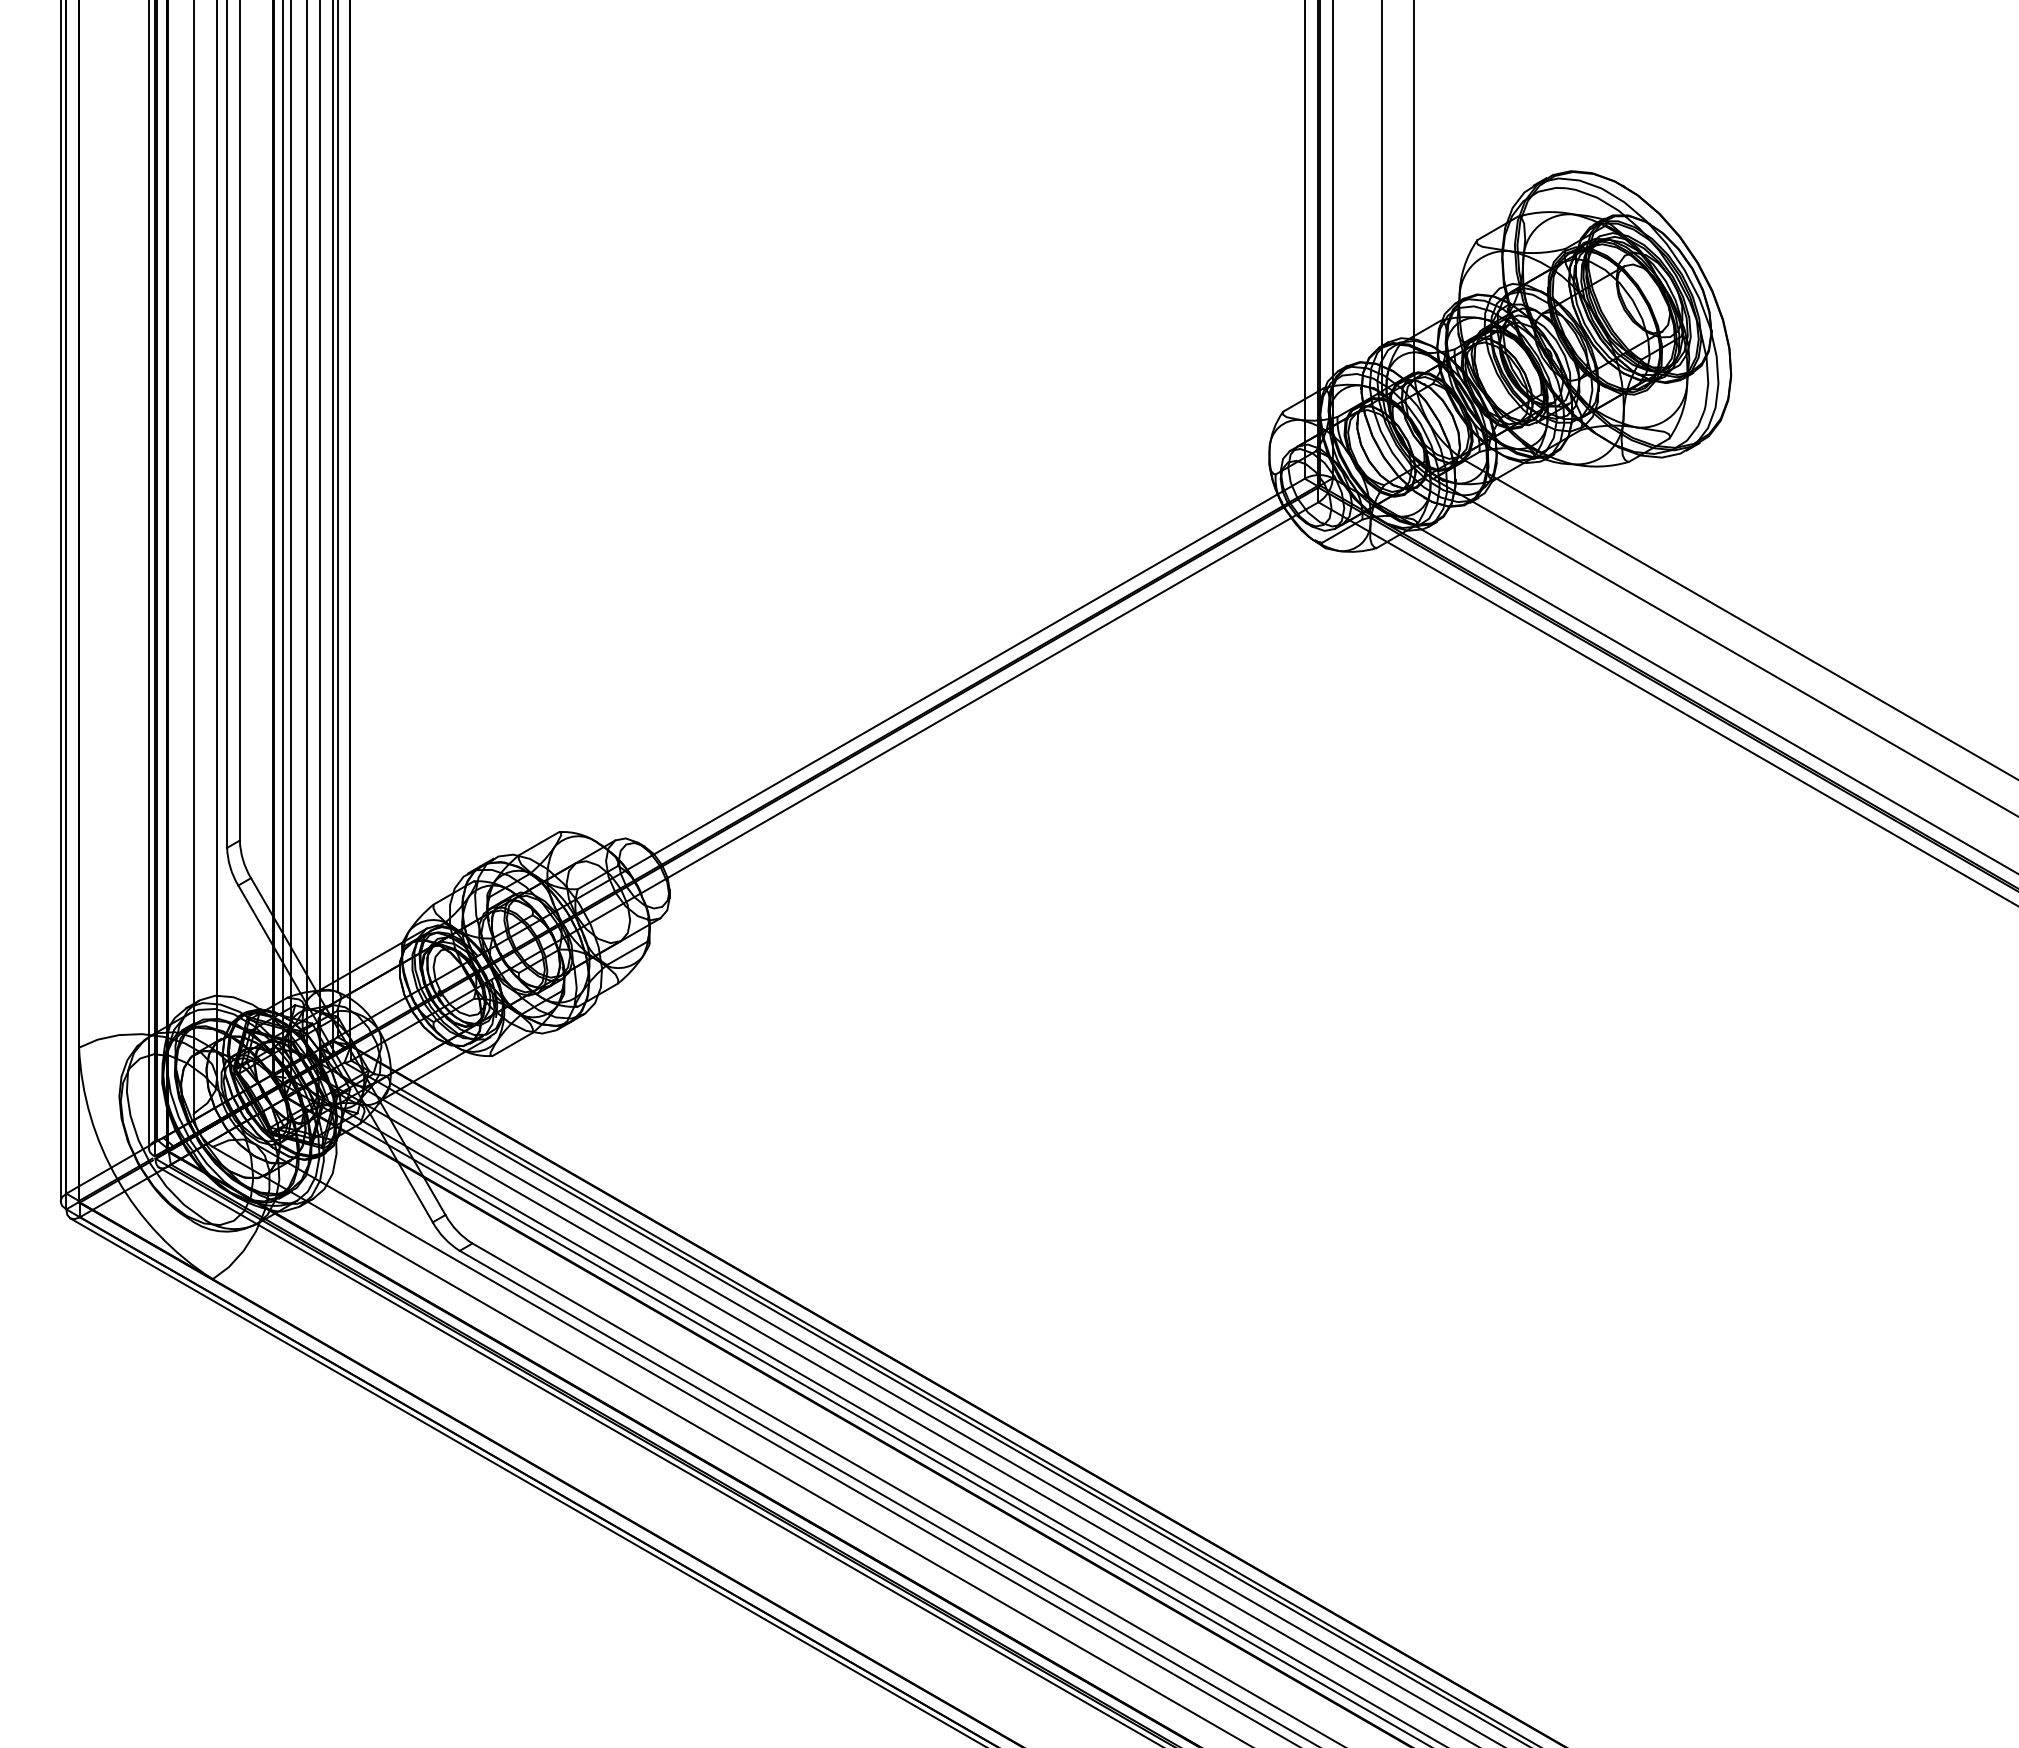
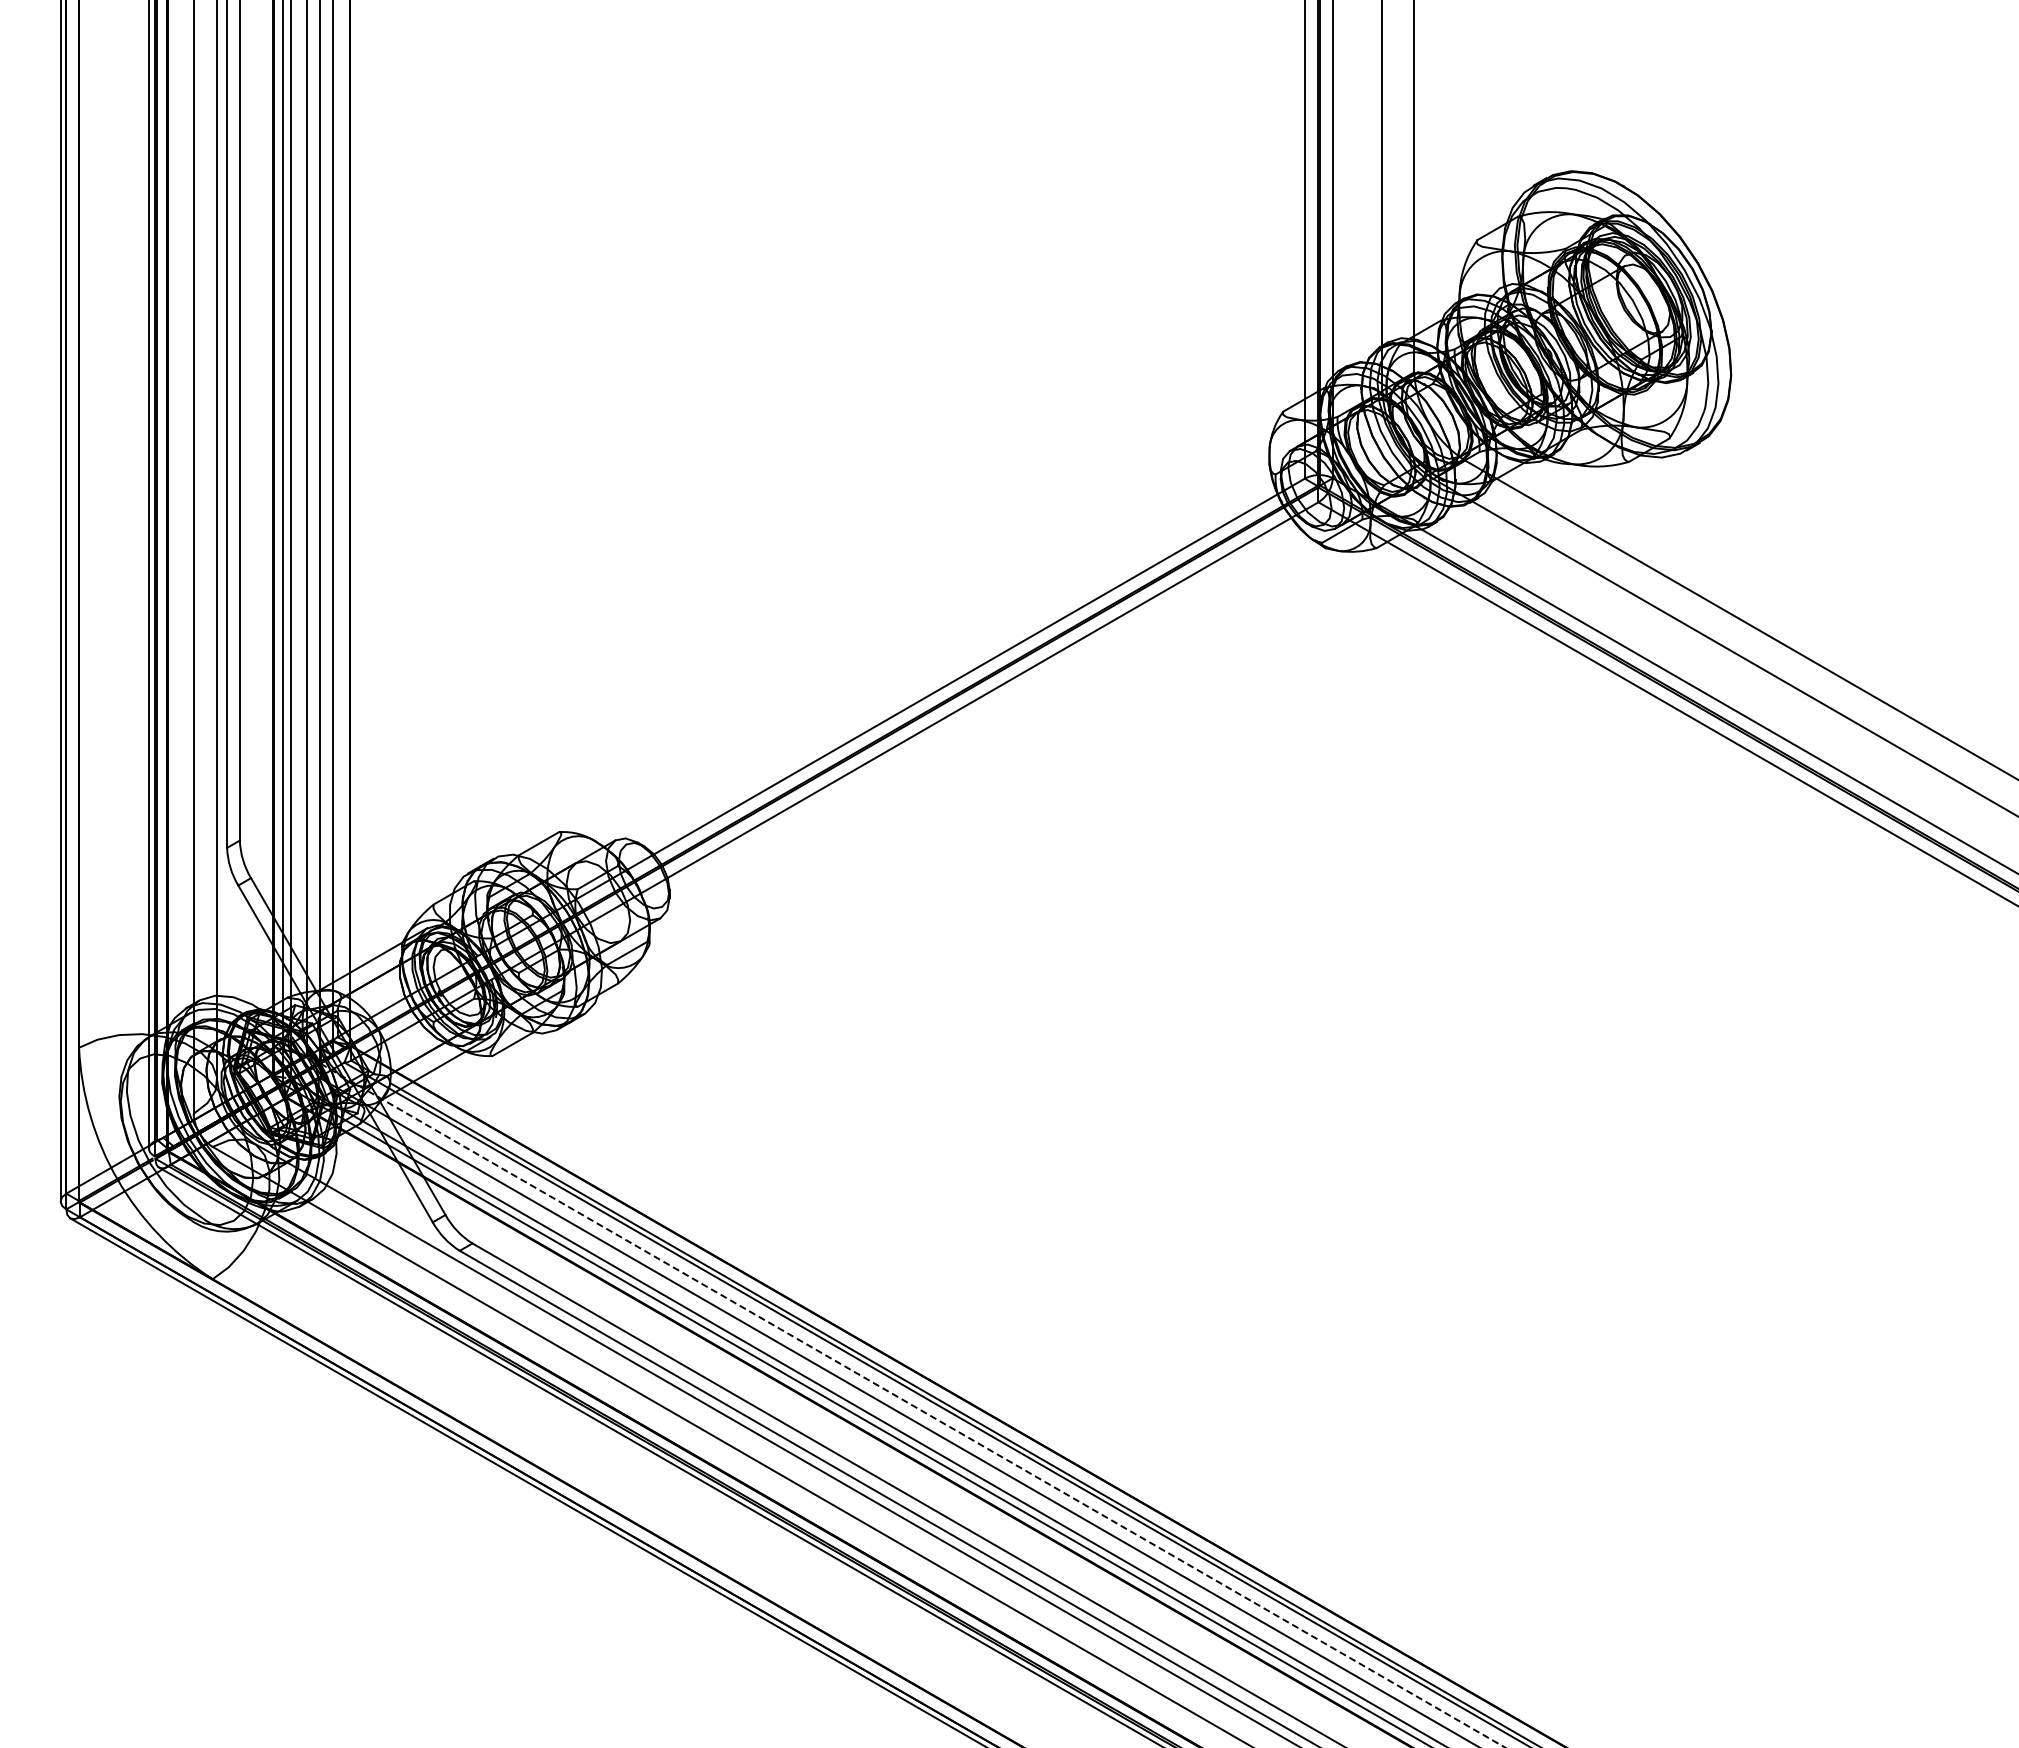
line: present -> none (337, 497)
line: solid -> dashed (913, 1406)
